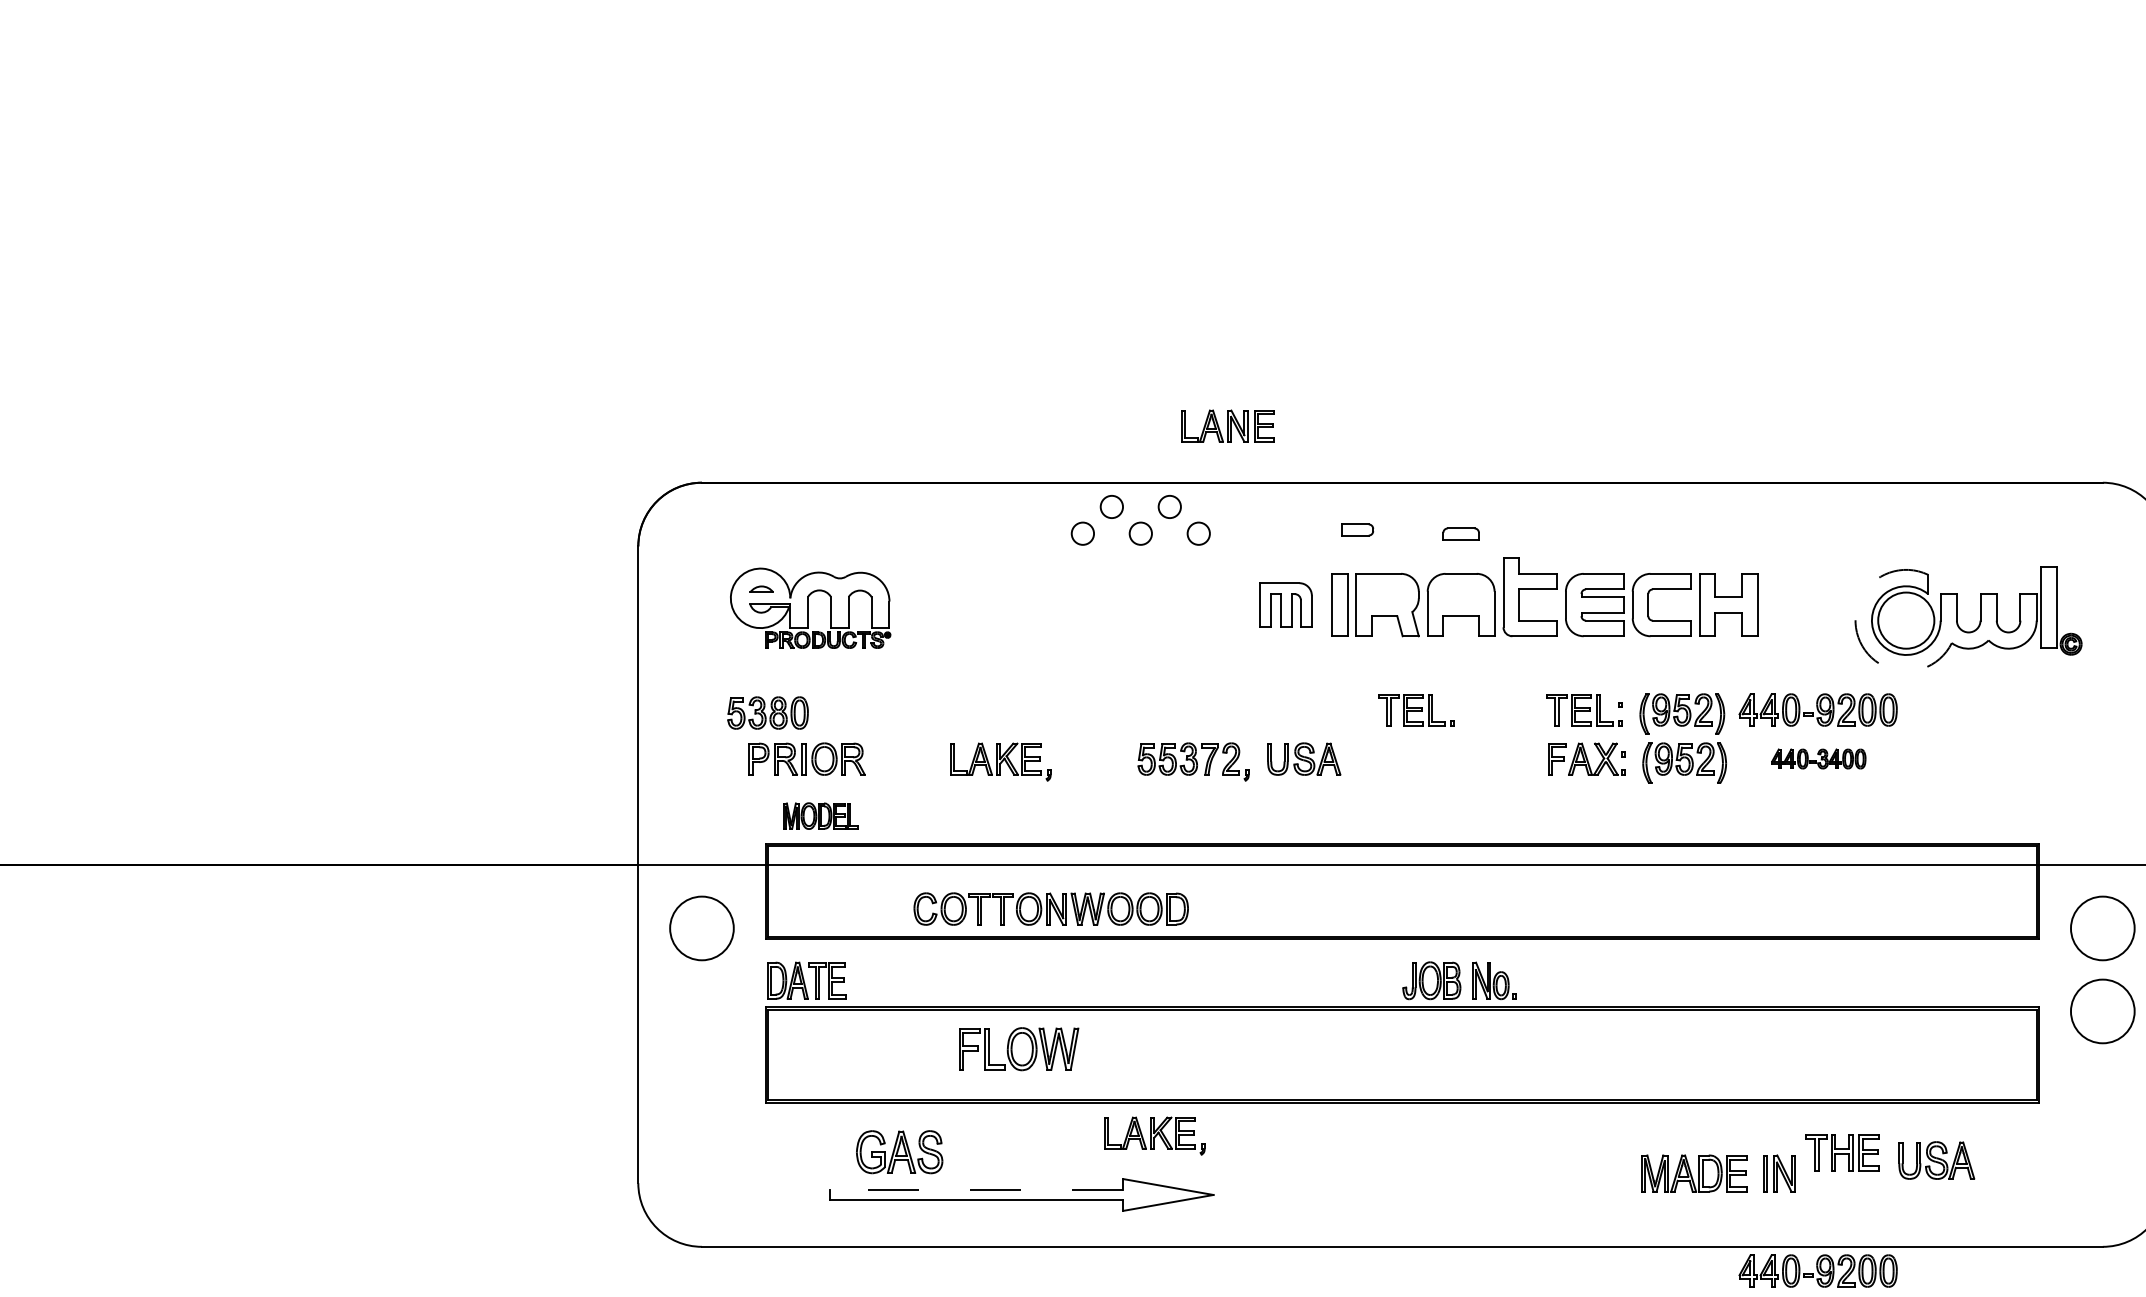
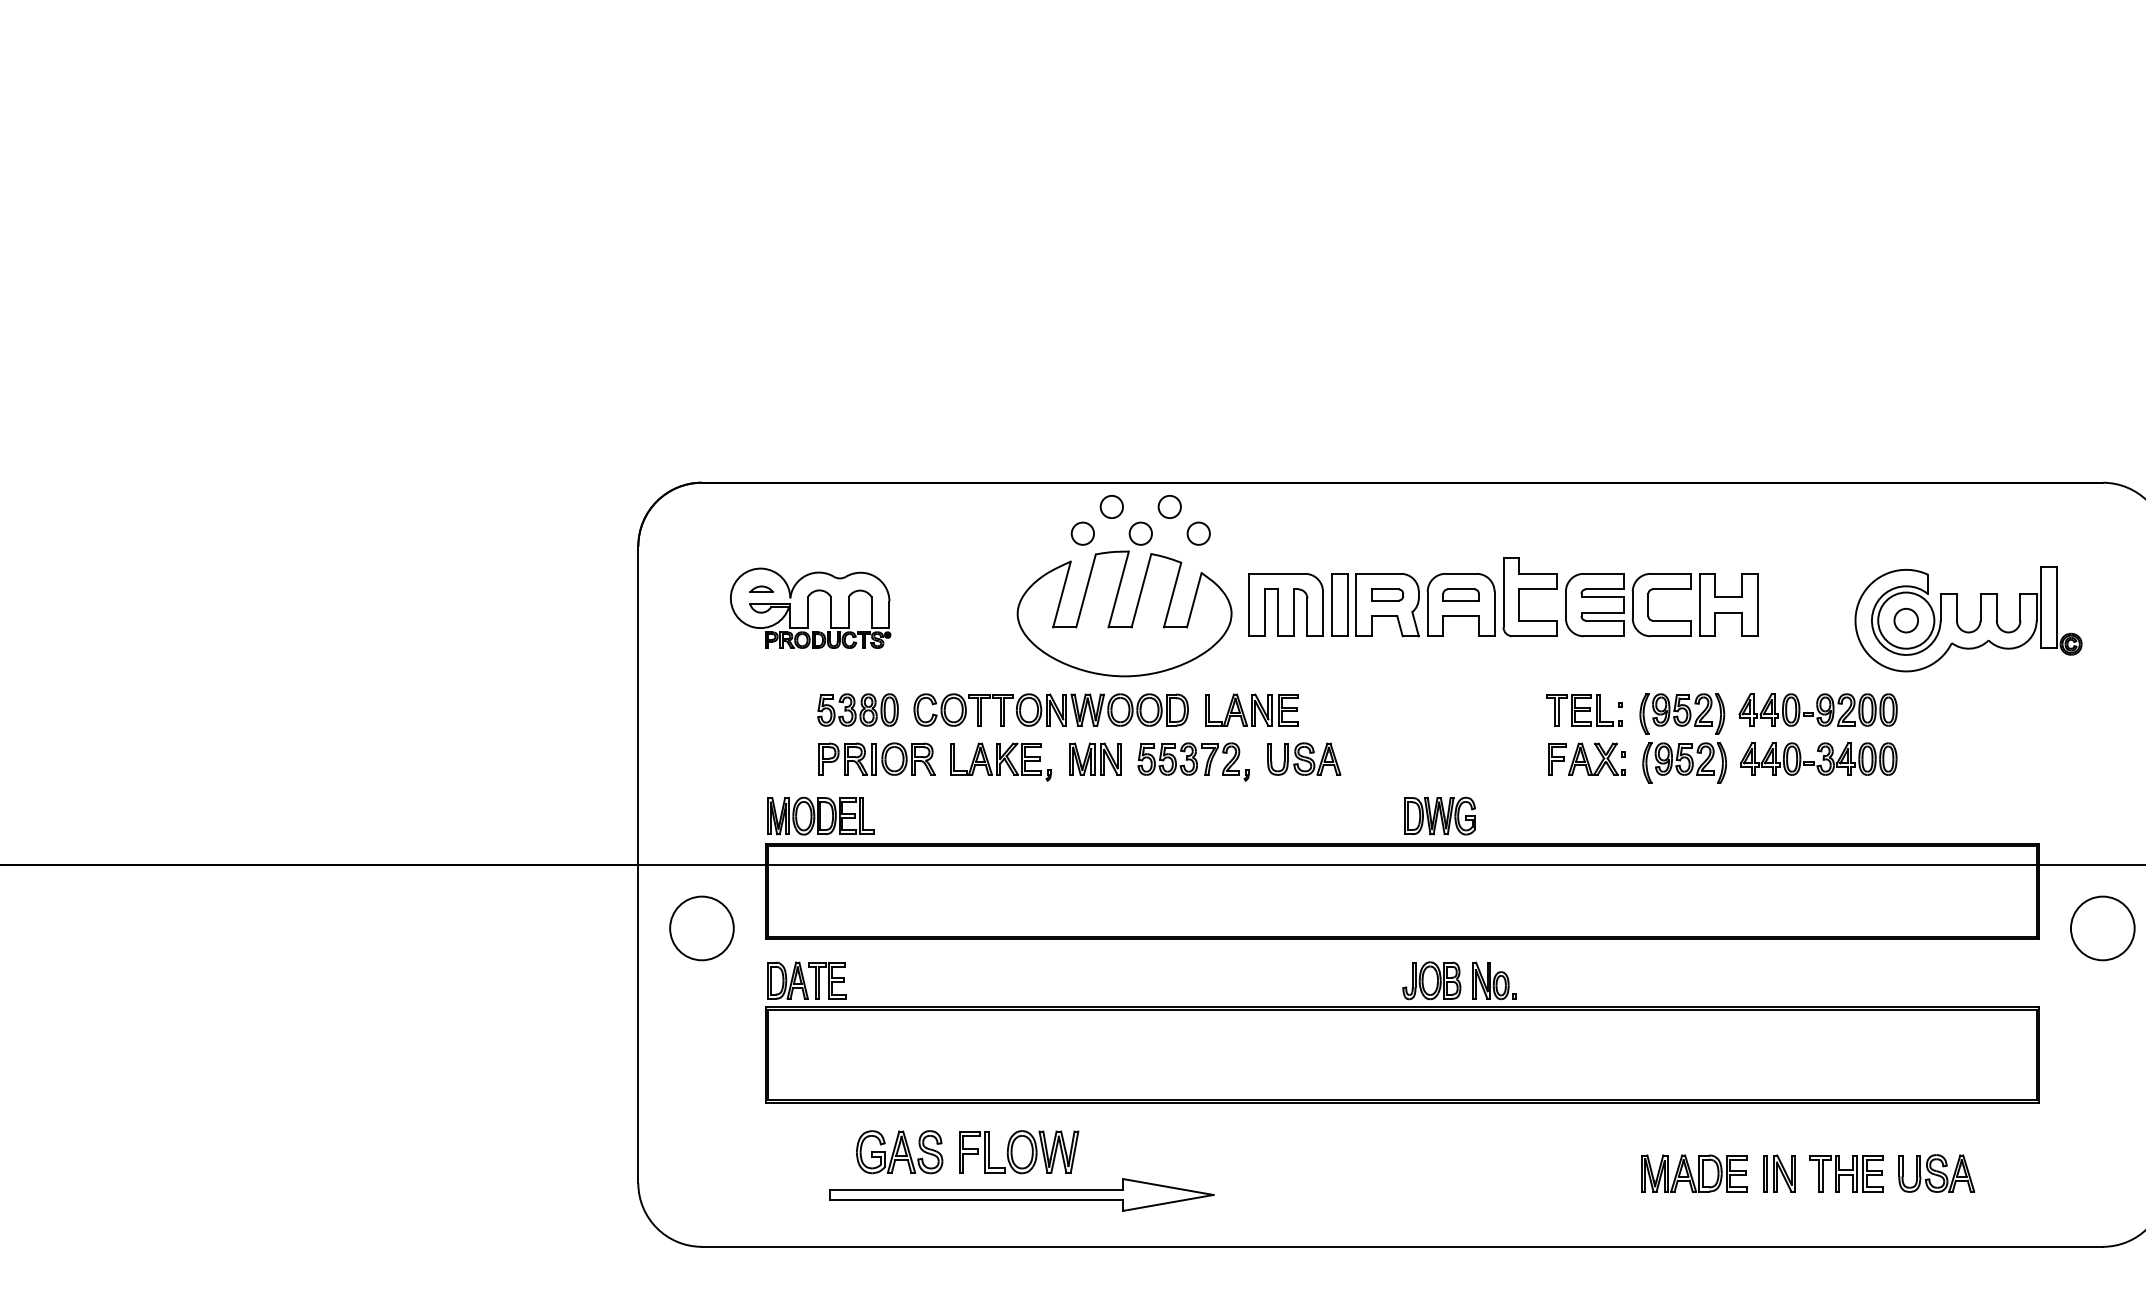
part position: (1227, 425) -> (1251, 709) (1251, 709)
part position: (1357, 529) -> (1387, 594) (1387, 594)
part position: (1460, 533) -> (1460, 594) (1460, 594)
part size: 54x46 px -> 76x64 px (1285, 604)
part: none -> present (1133, 615)
circle: none -> present (1905, 620)
arc: dashed -> solid (1858, 637)
part: present -> none (1416, 710)
part position: (767, 712) -> (857, 709) (857, 709)
part position: (806, 758) -> (876, 758) (876, 758)
part: none -> present (1095, 758)
part size: 96x22 px -> 158x34 px (1818, 758)
part size: 76x28 px -> 108x40 px (820, 815)
part: none -> present (1439, 815)
part position: (1050, 908) -> (1050, 709) (1050, 709)
circle: present -> none (2102, 1011)
part position: (1019, 1049) -> (1019, 1152) (1019, 1152)
part: present -> none (1154, 1135)
part position: (1842, 1152) -> (1846, 1173) (1846, 1173)
part position: (1936, 1160) -> (1936, 1173) (1936, 1173)
line: dashed -> solid (976, 1189)
part: present -> none (1817, 1270)
